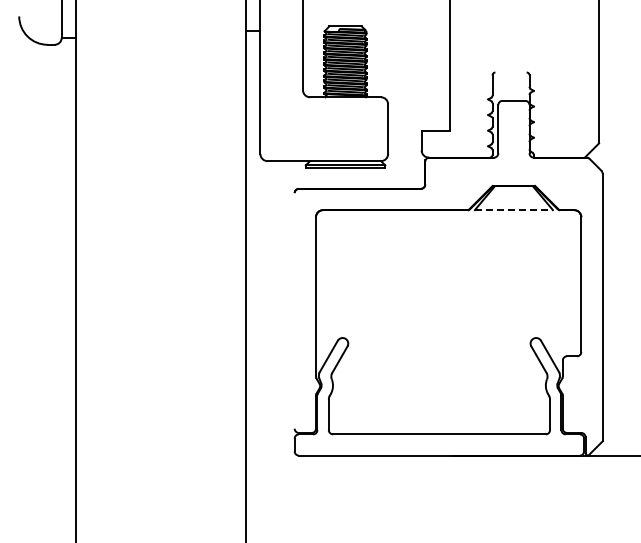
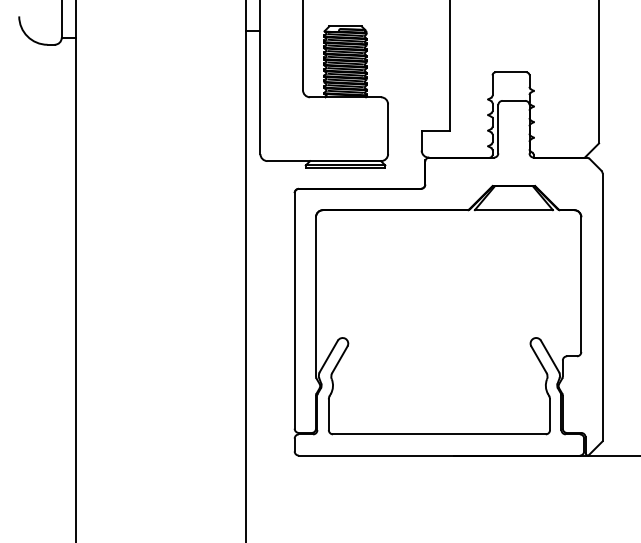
line: none -> present (510, 72)
line: dashed -> solid (514, 210)
line: none -> present (294, 310)
